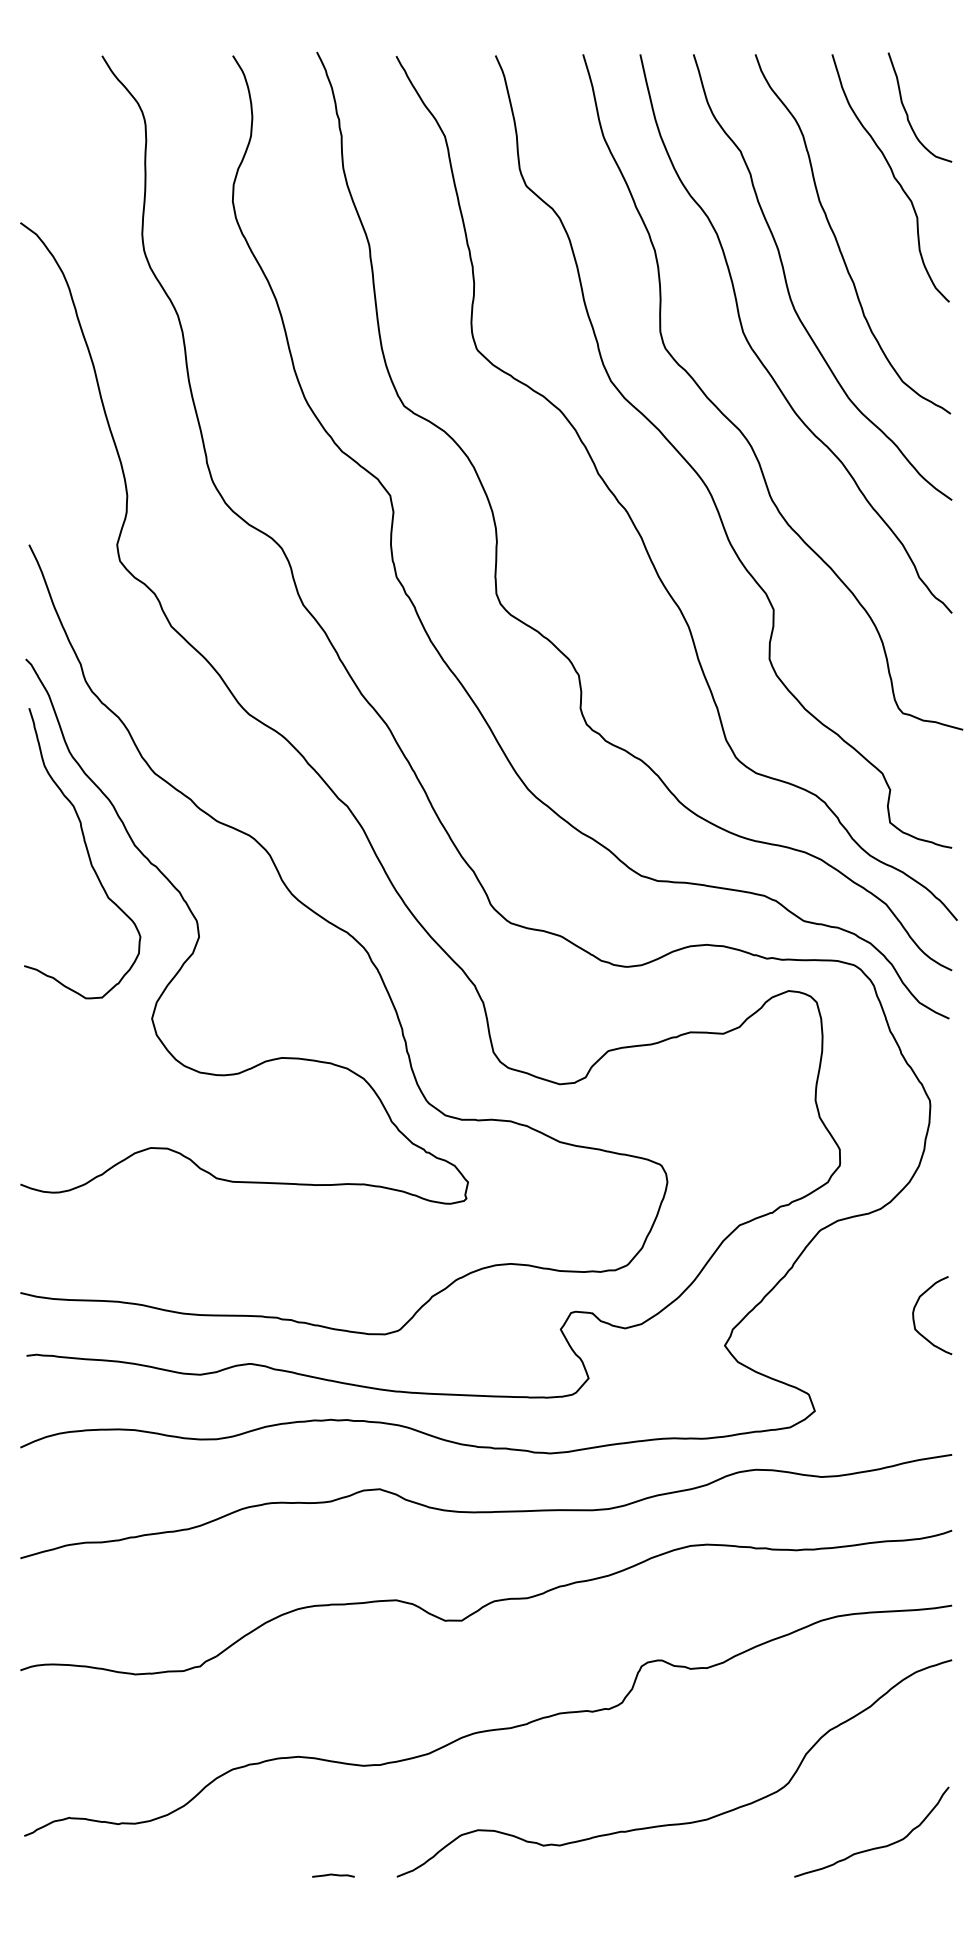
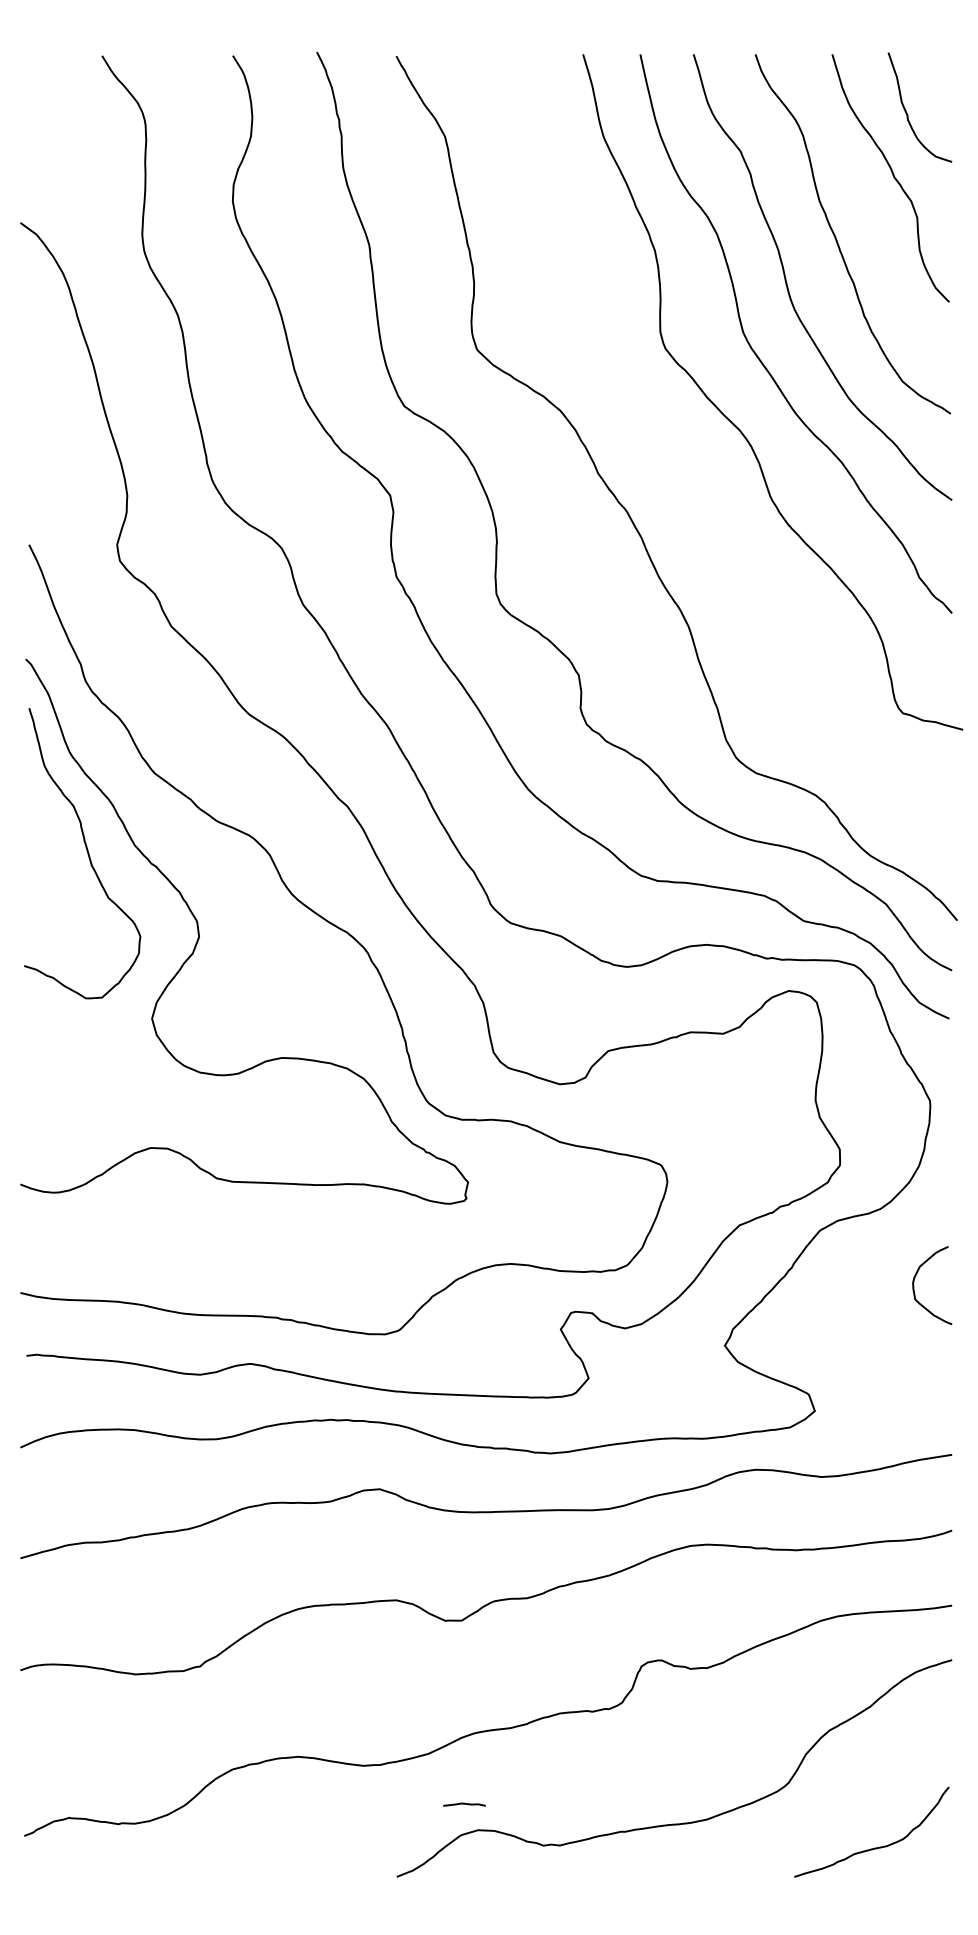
curve: present -> none (699, 474)
curve position: (914, 1315) -> (914, 1285) (914, 1285)
curve position: (333, 1875) -> (464, 1804) (464, 1804)
